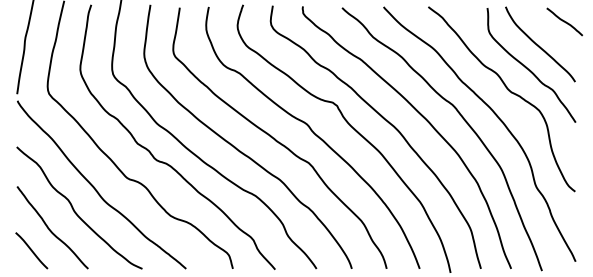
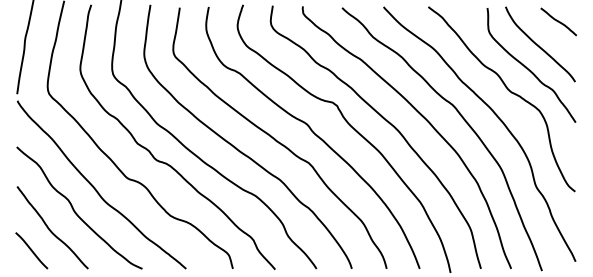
curve position: (564, 21) -> (558, 21) (558, 21)
